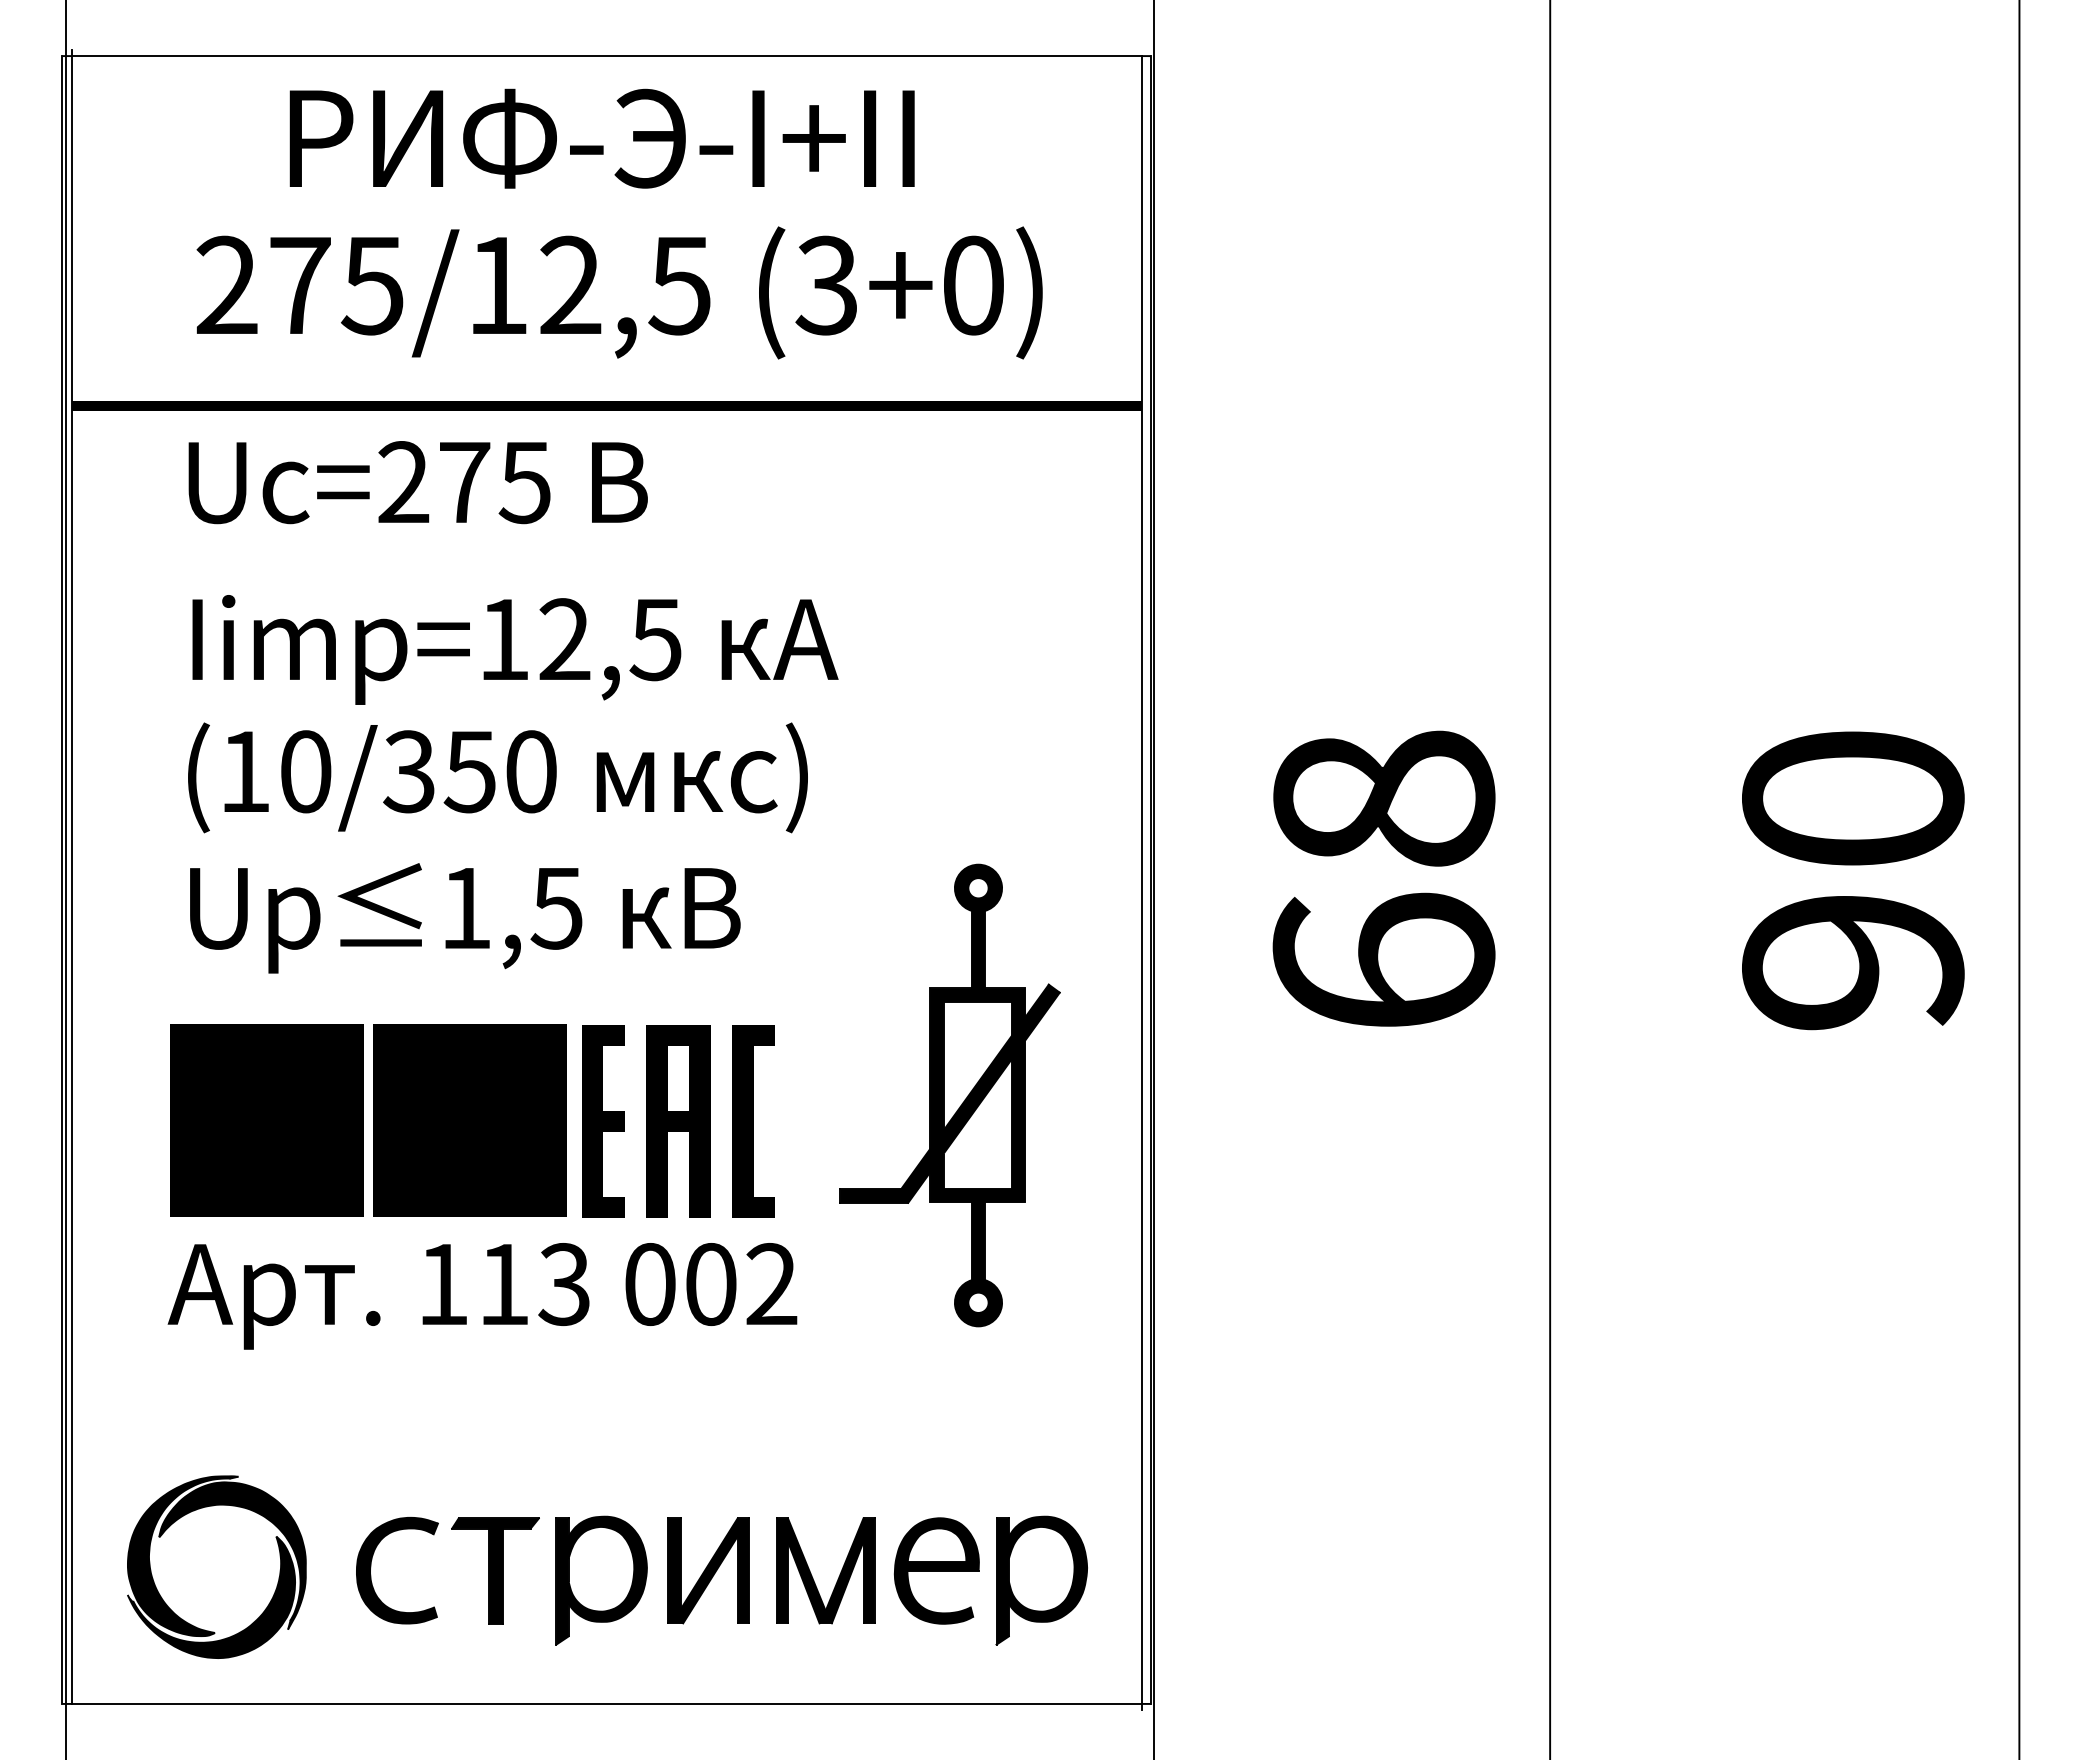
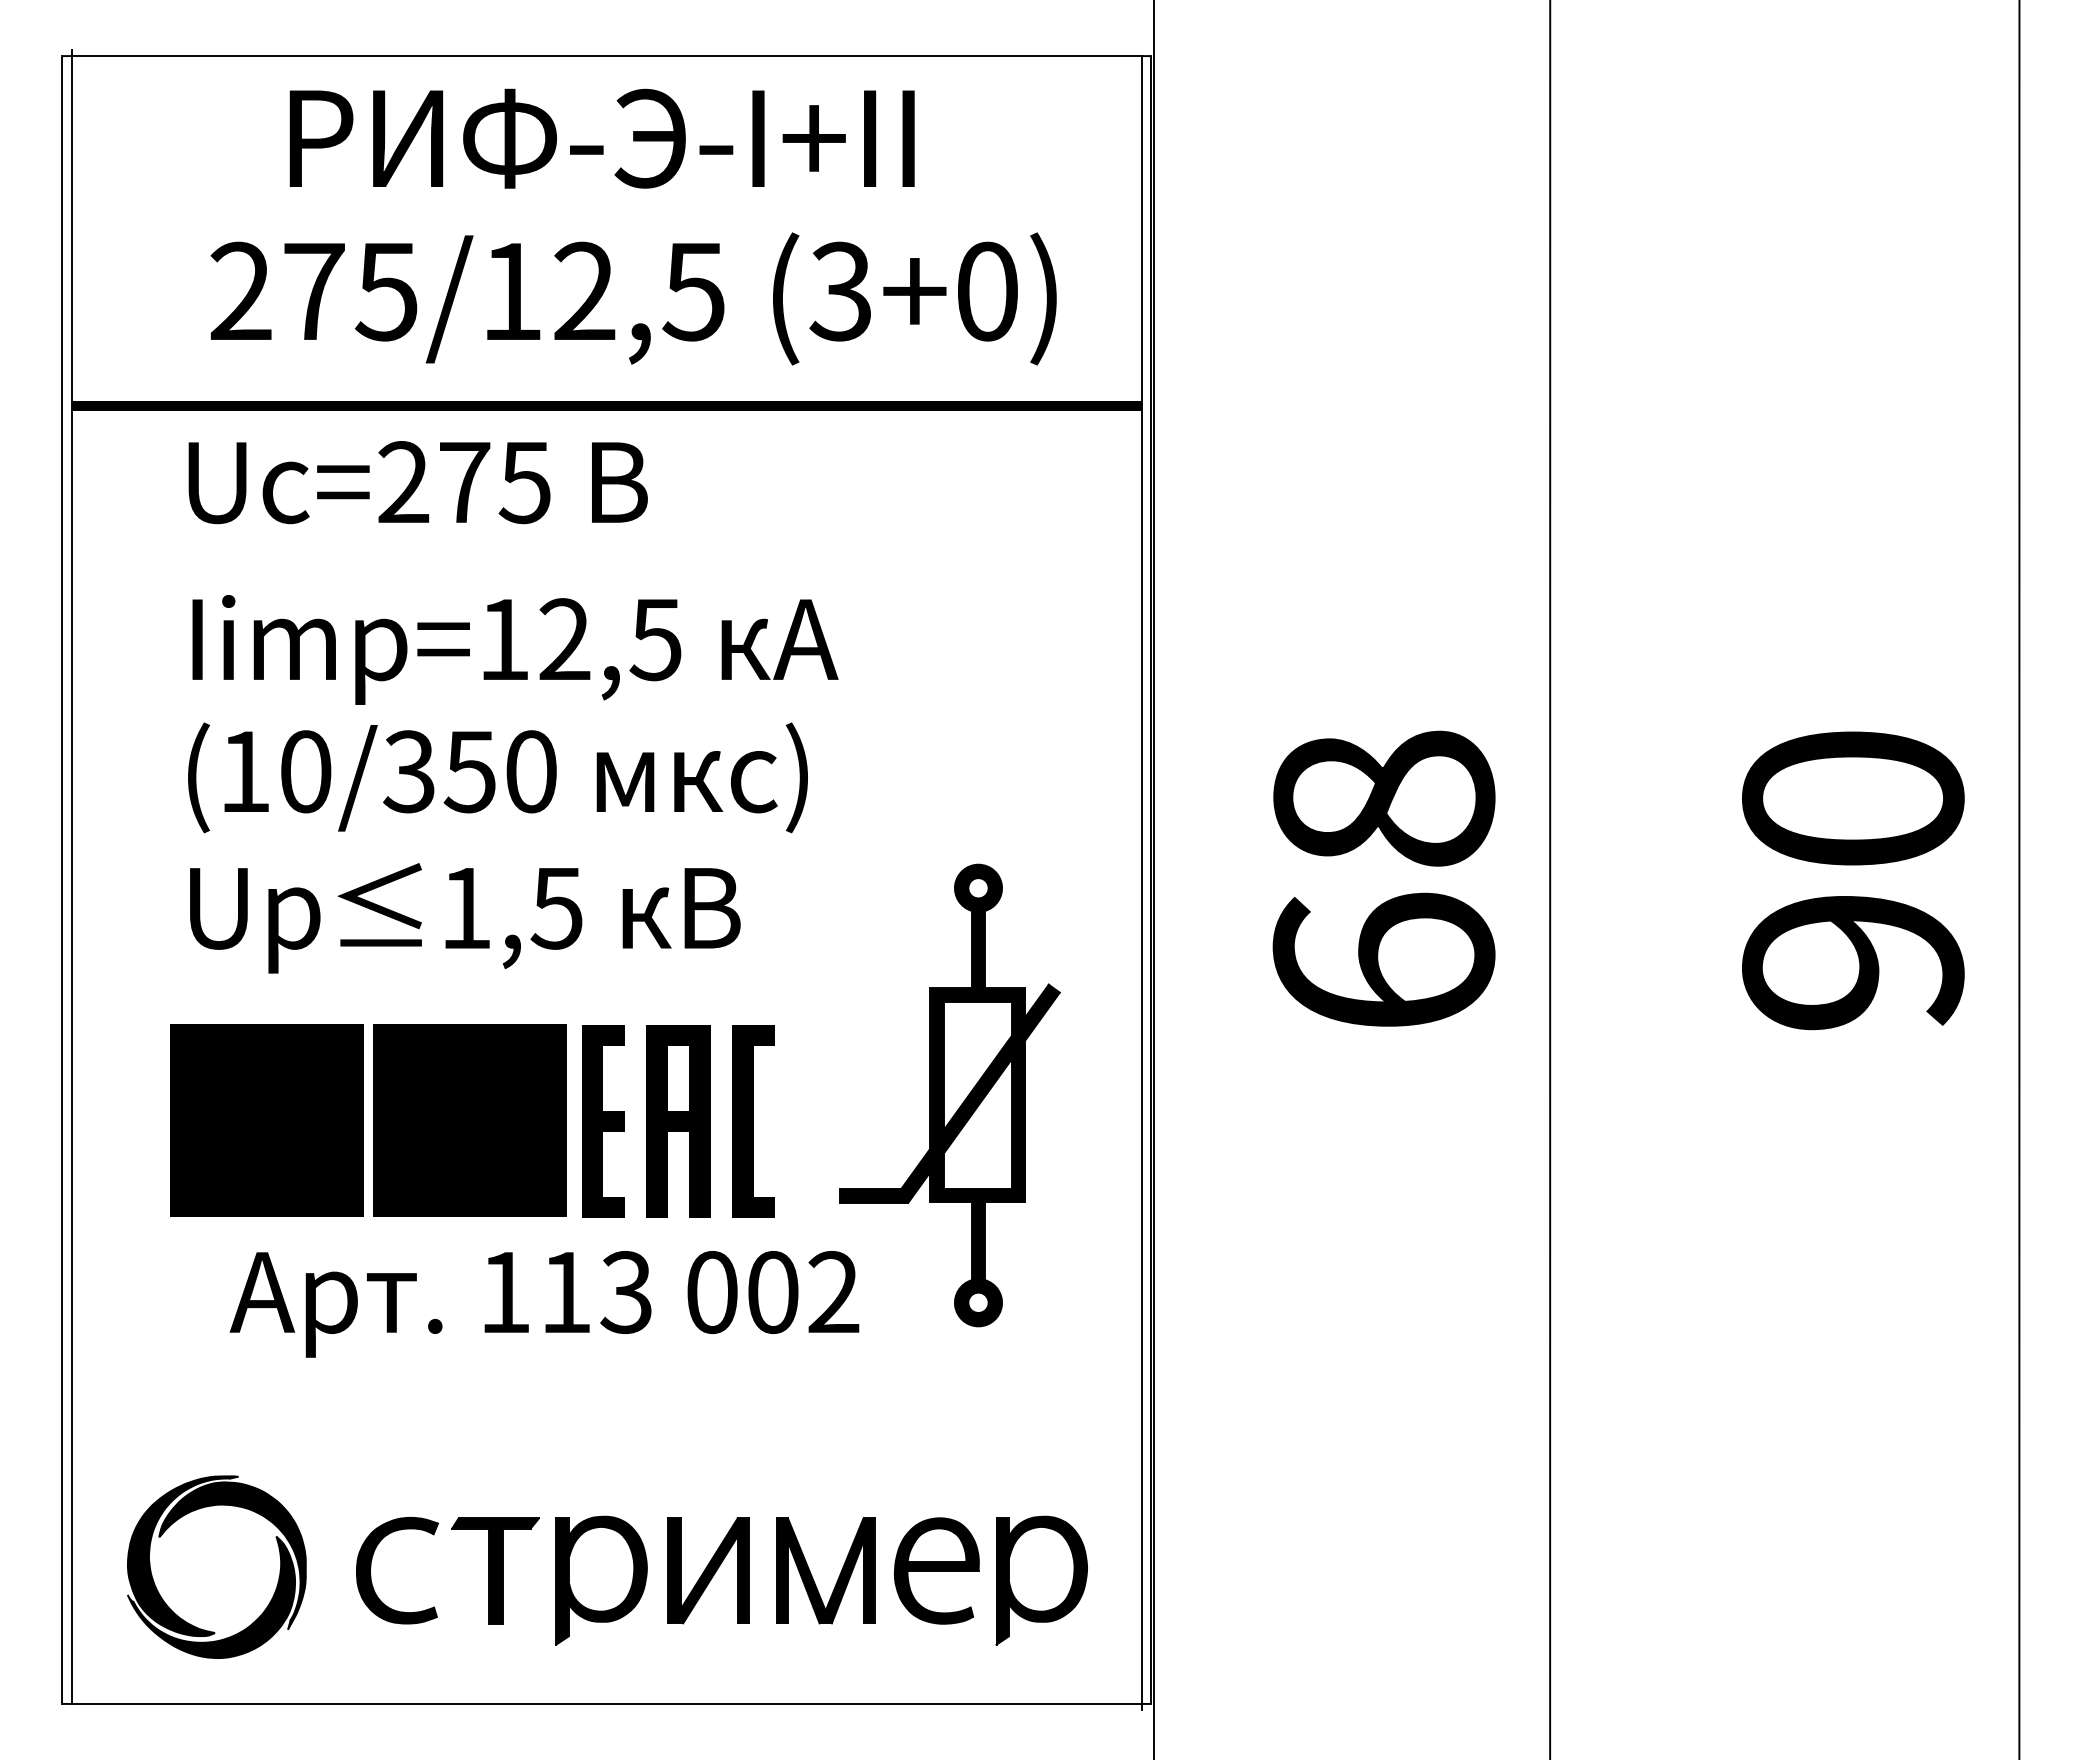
text position: (619, 292) -> (633, 298) (633, 298)
line: present -> none (65, 879)
text position: (482, 1296) -> (544, 1304) (544, 1304)
